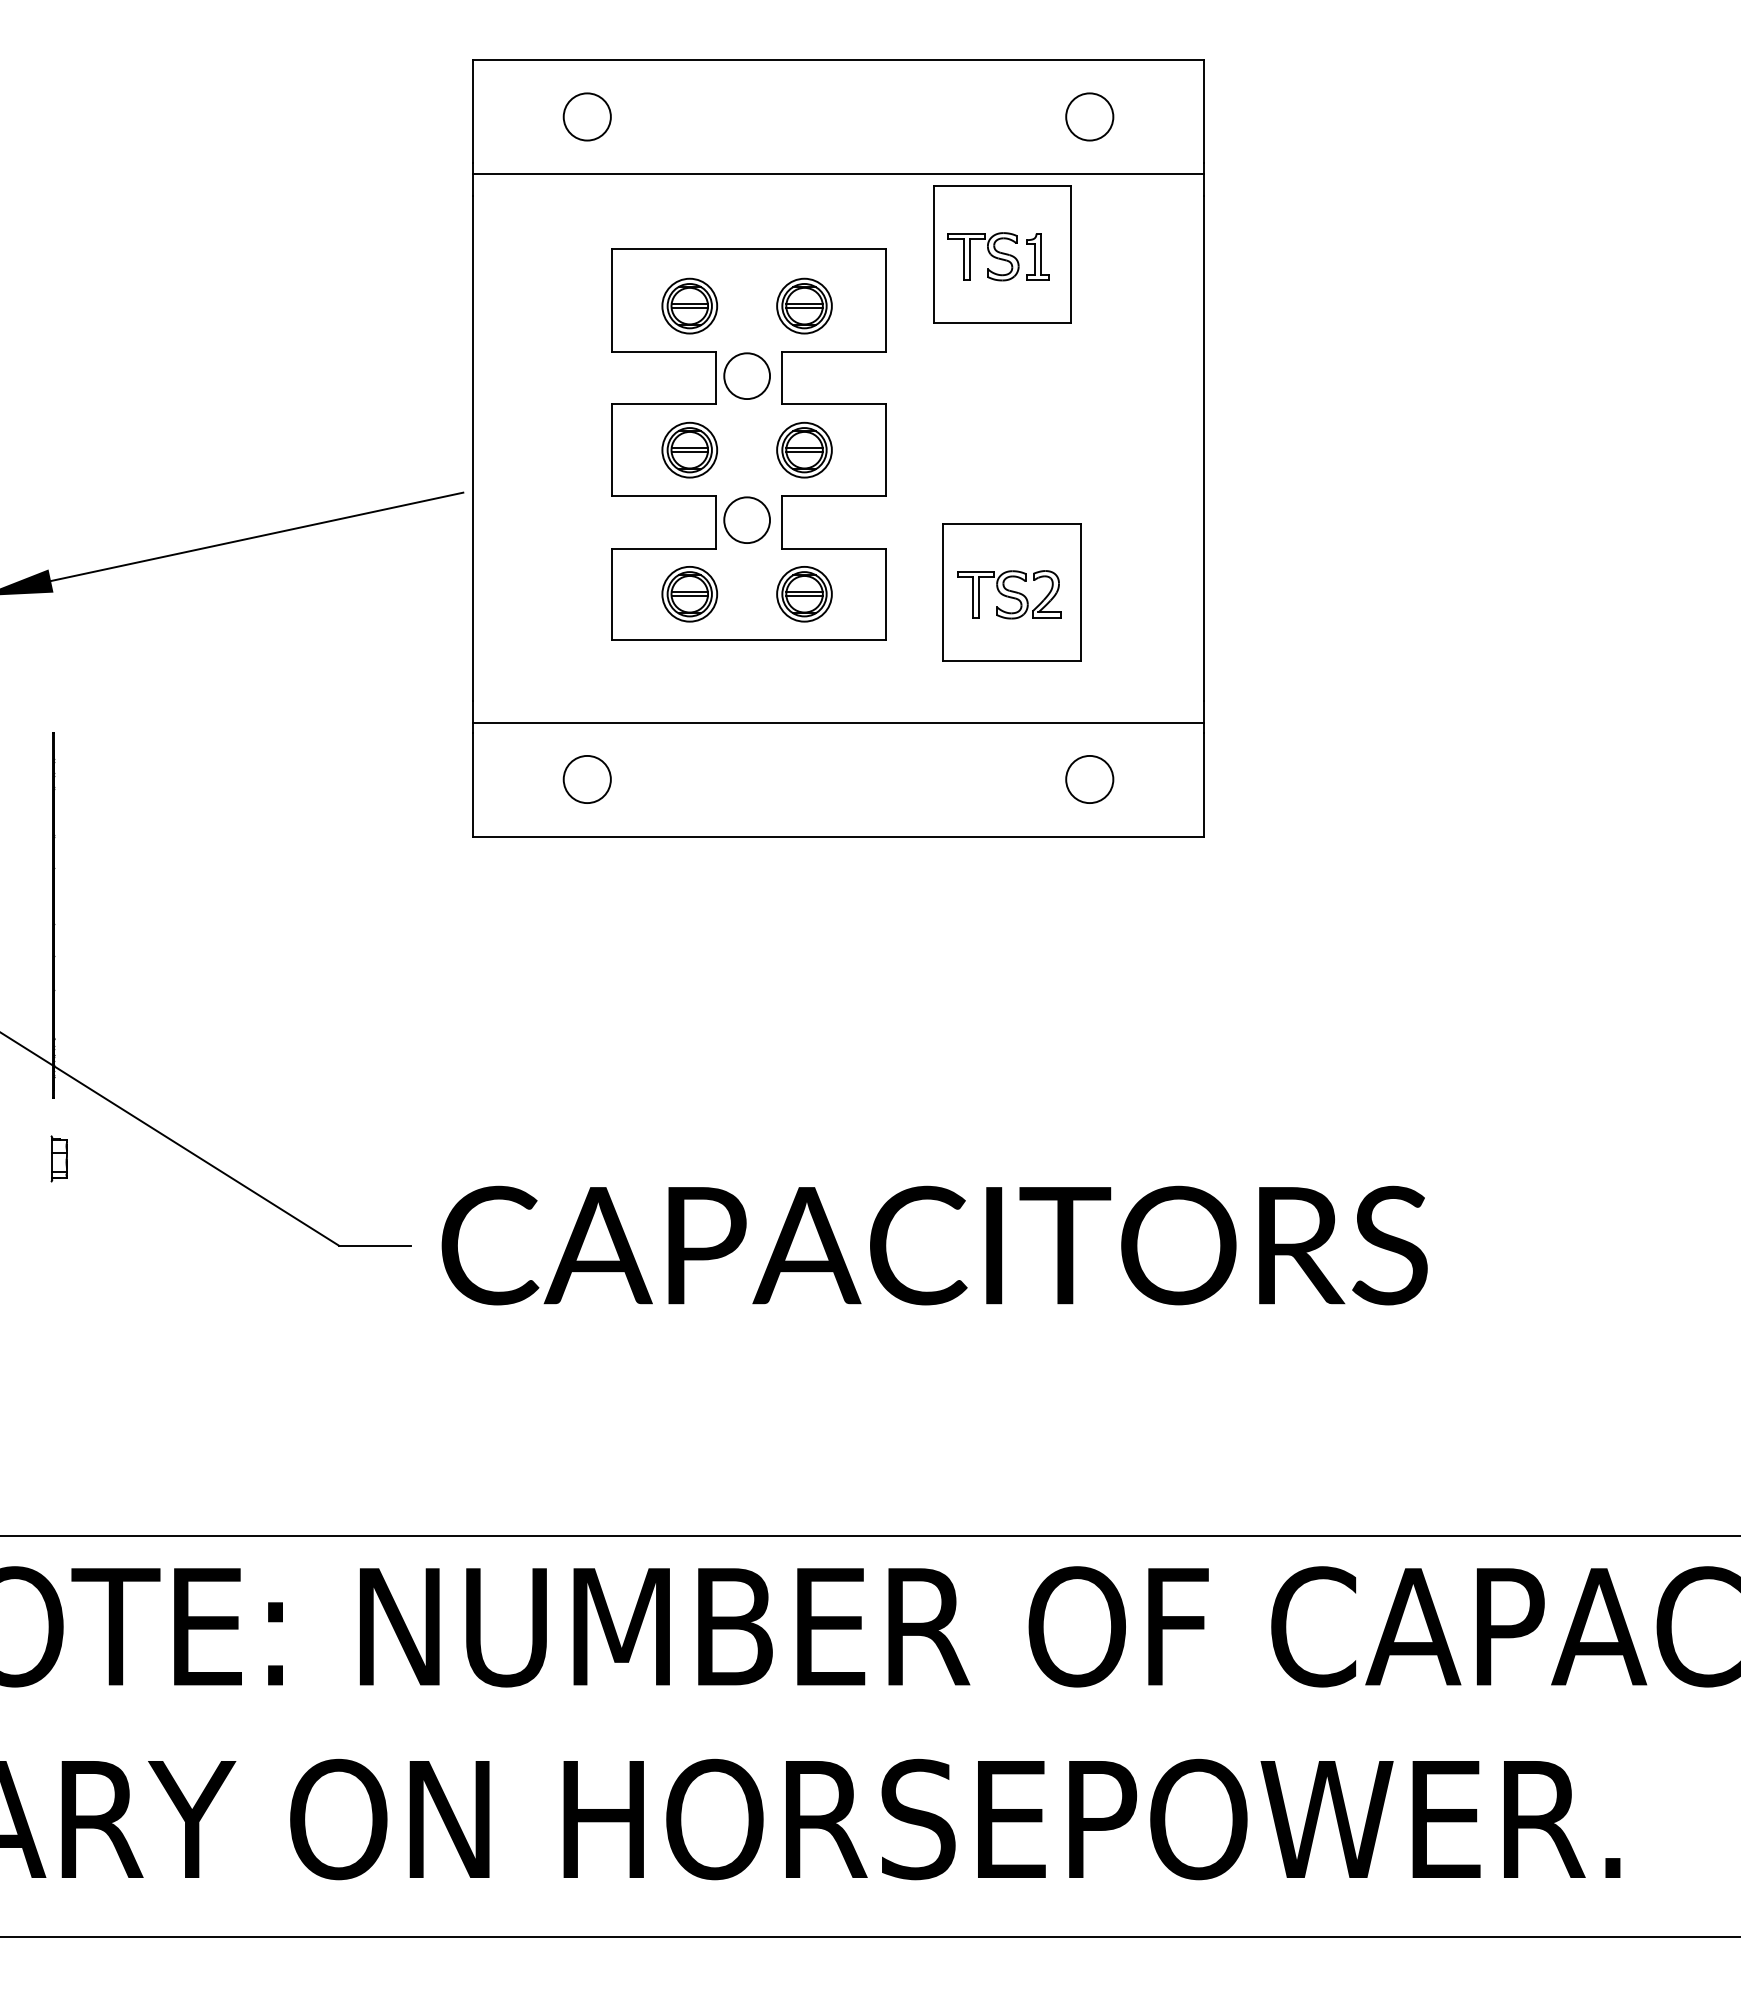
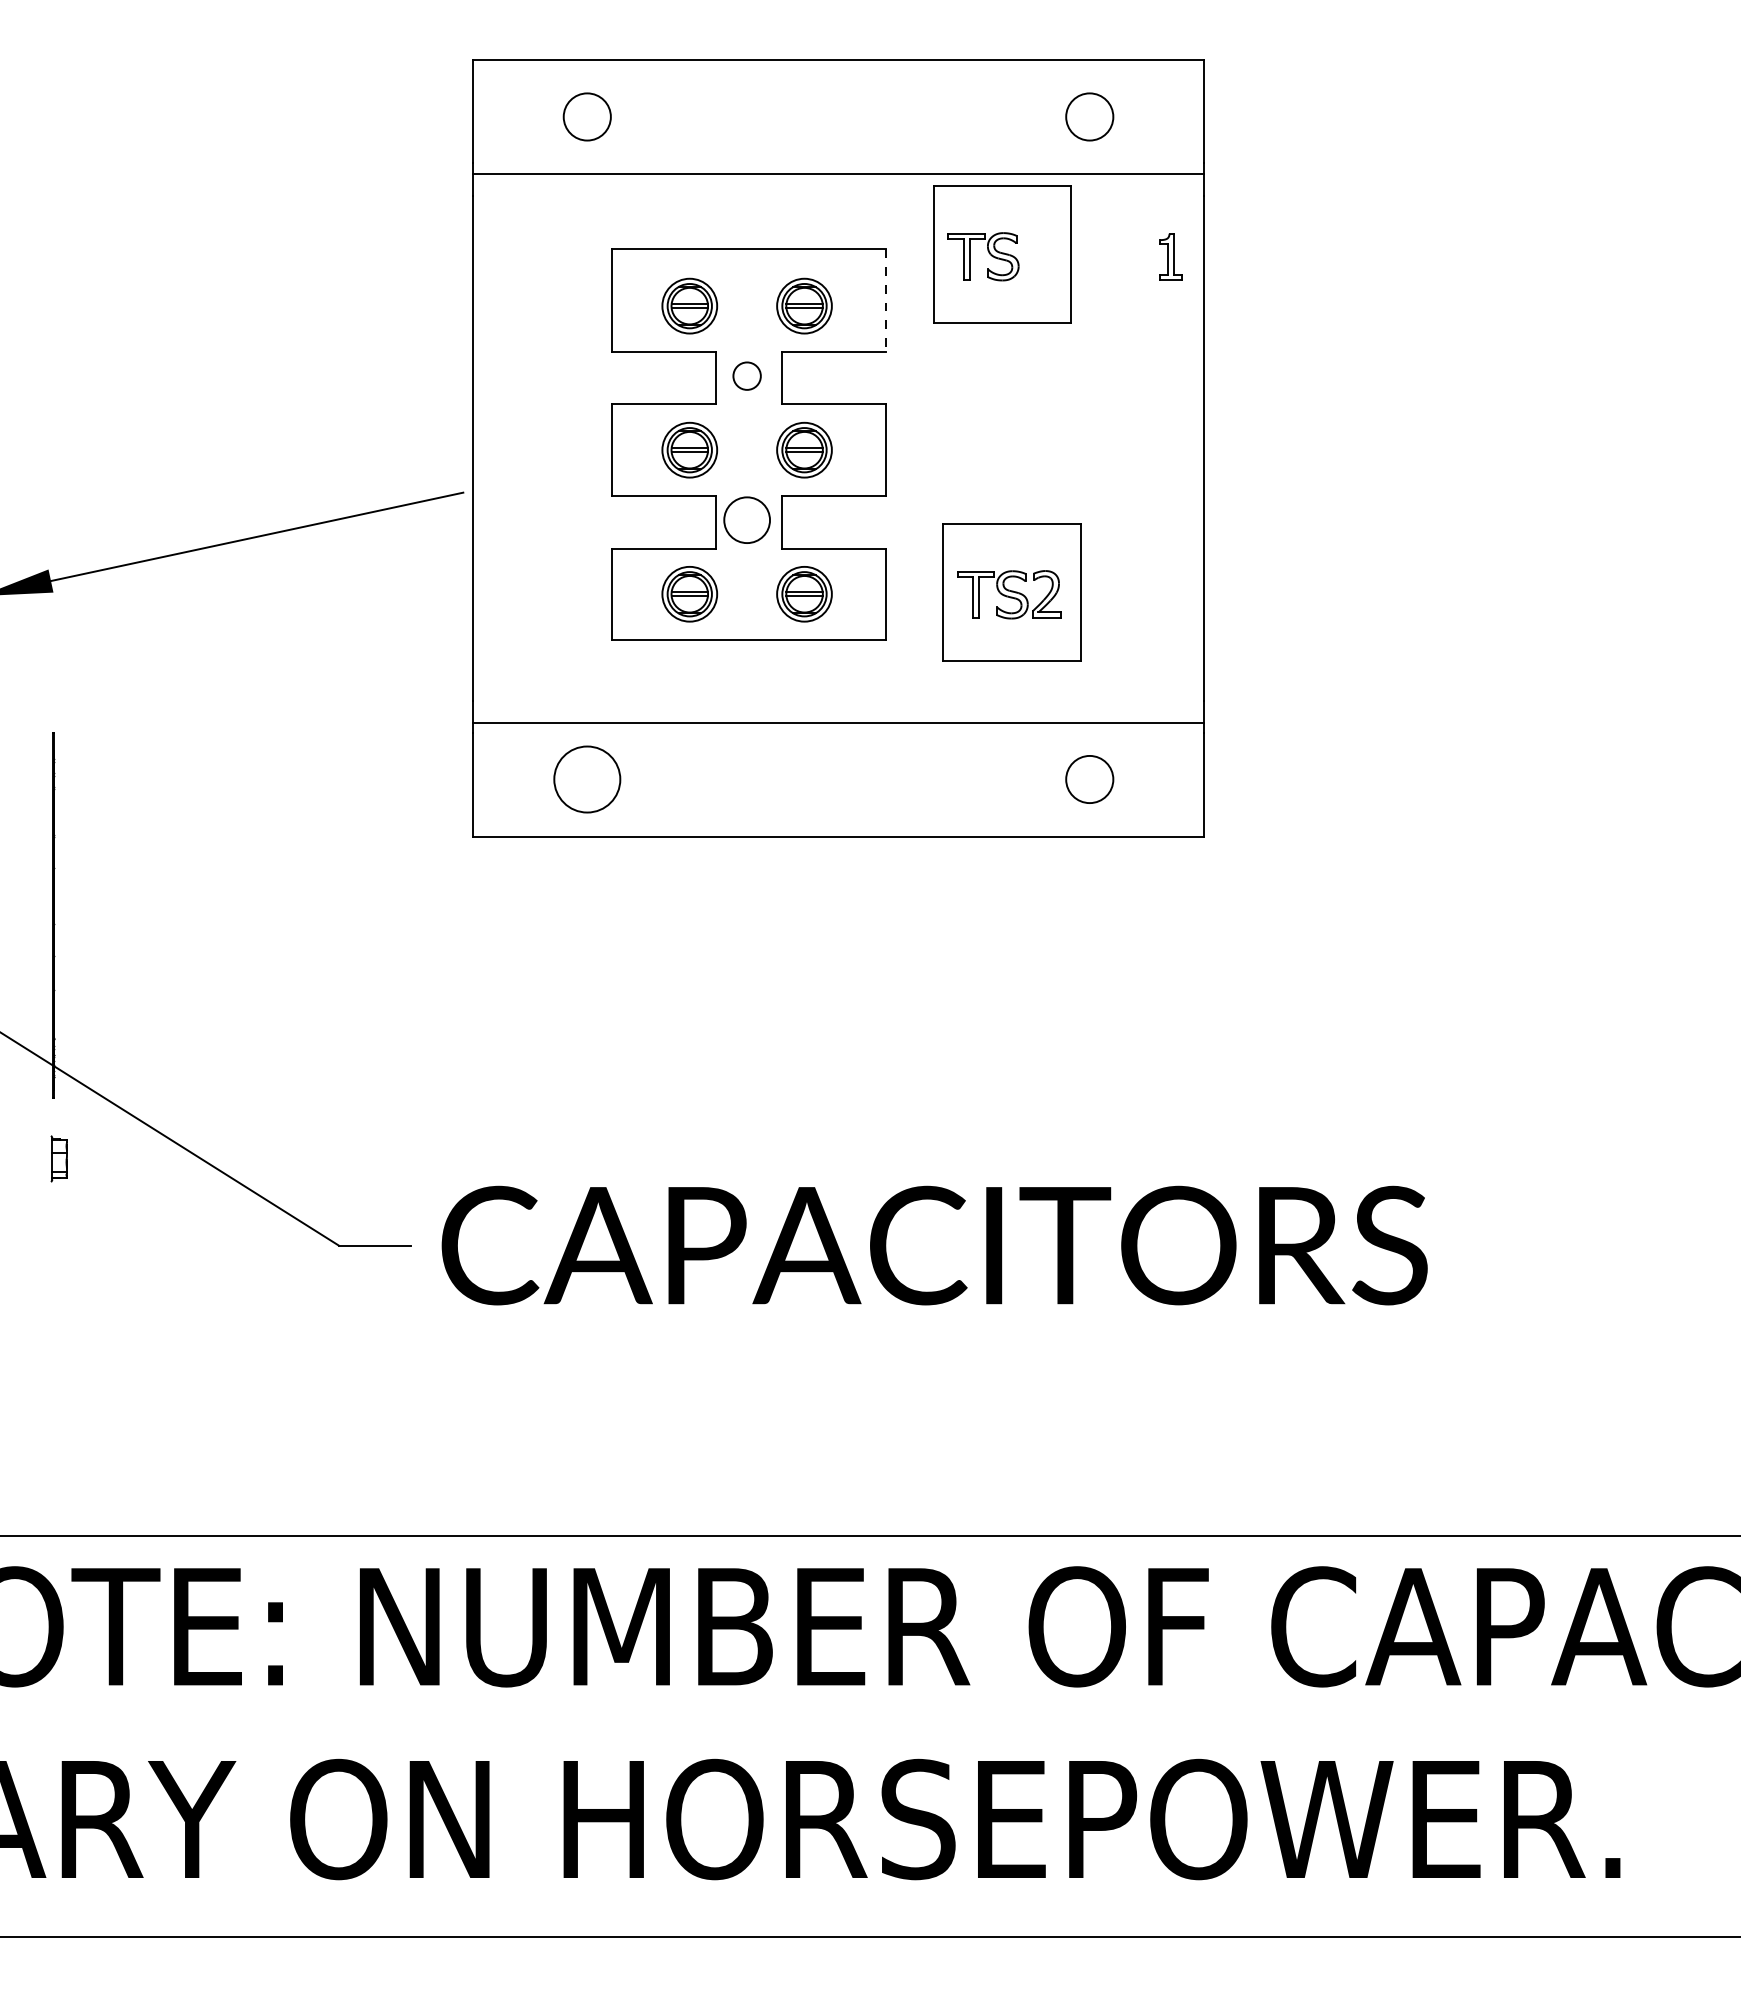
part position: (1037, 256) -> (1170, 256) (1170, 256)
line: solid -> dashed (886, 301)
circle diameter: 46 px -> 27 px (746, 375)
circle diameter: 47 px -> 66 px (587, 779)
